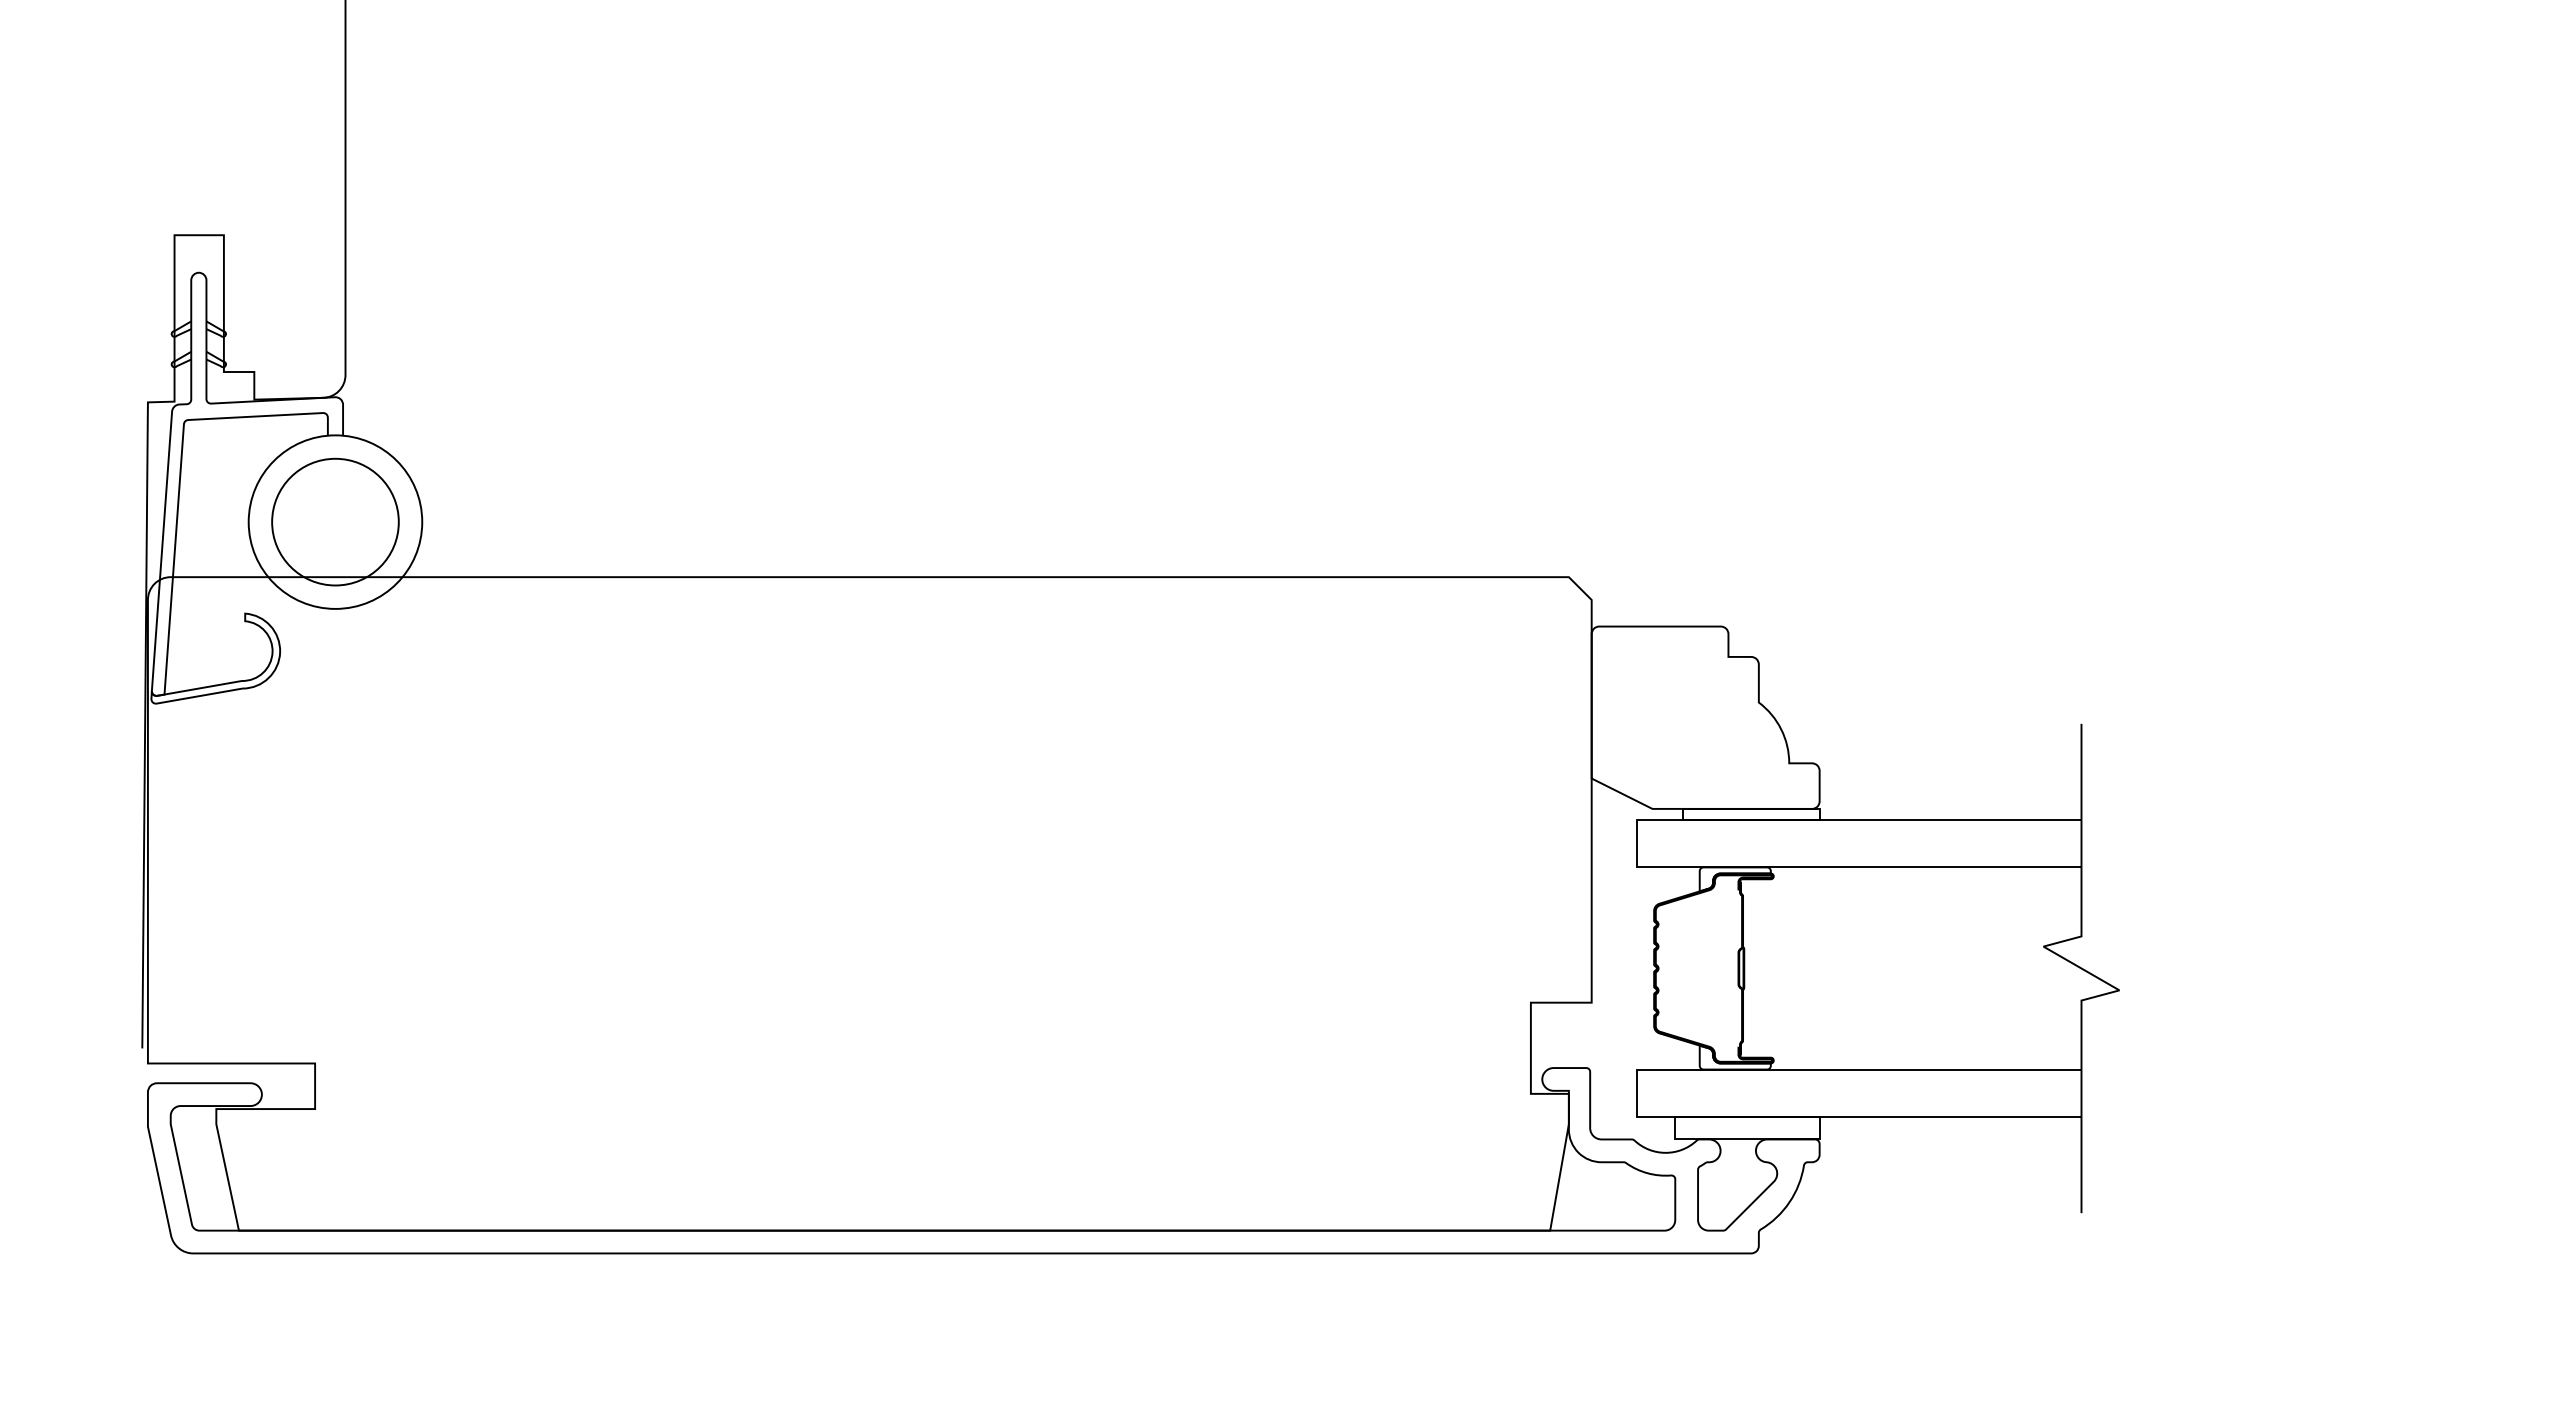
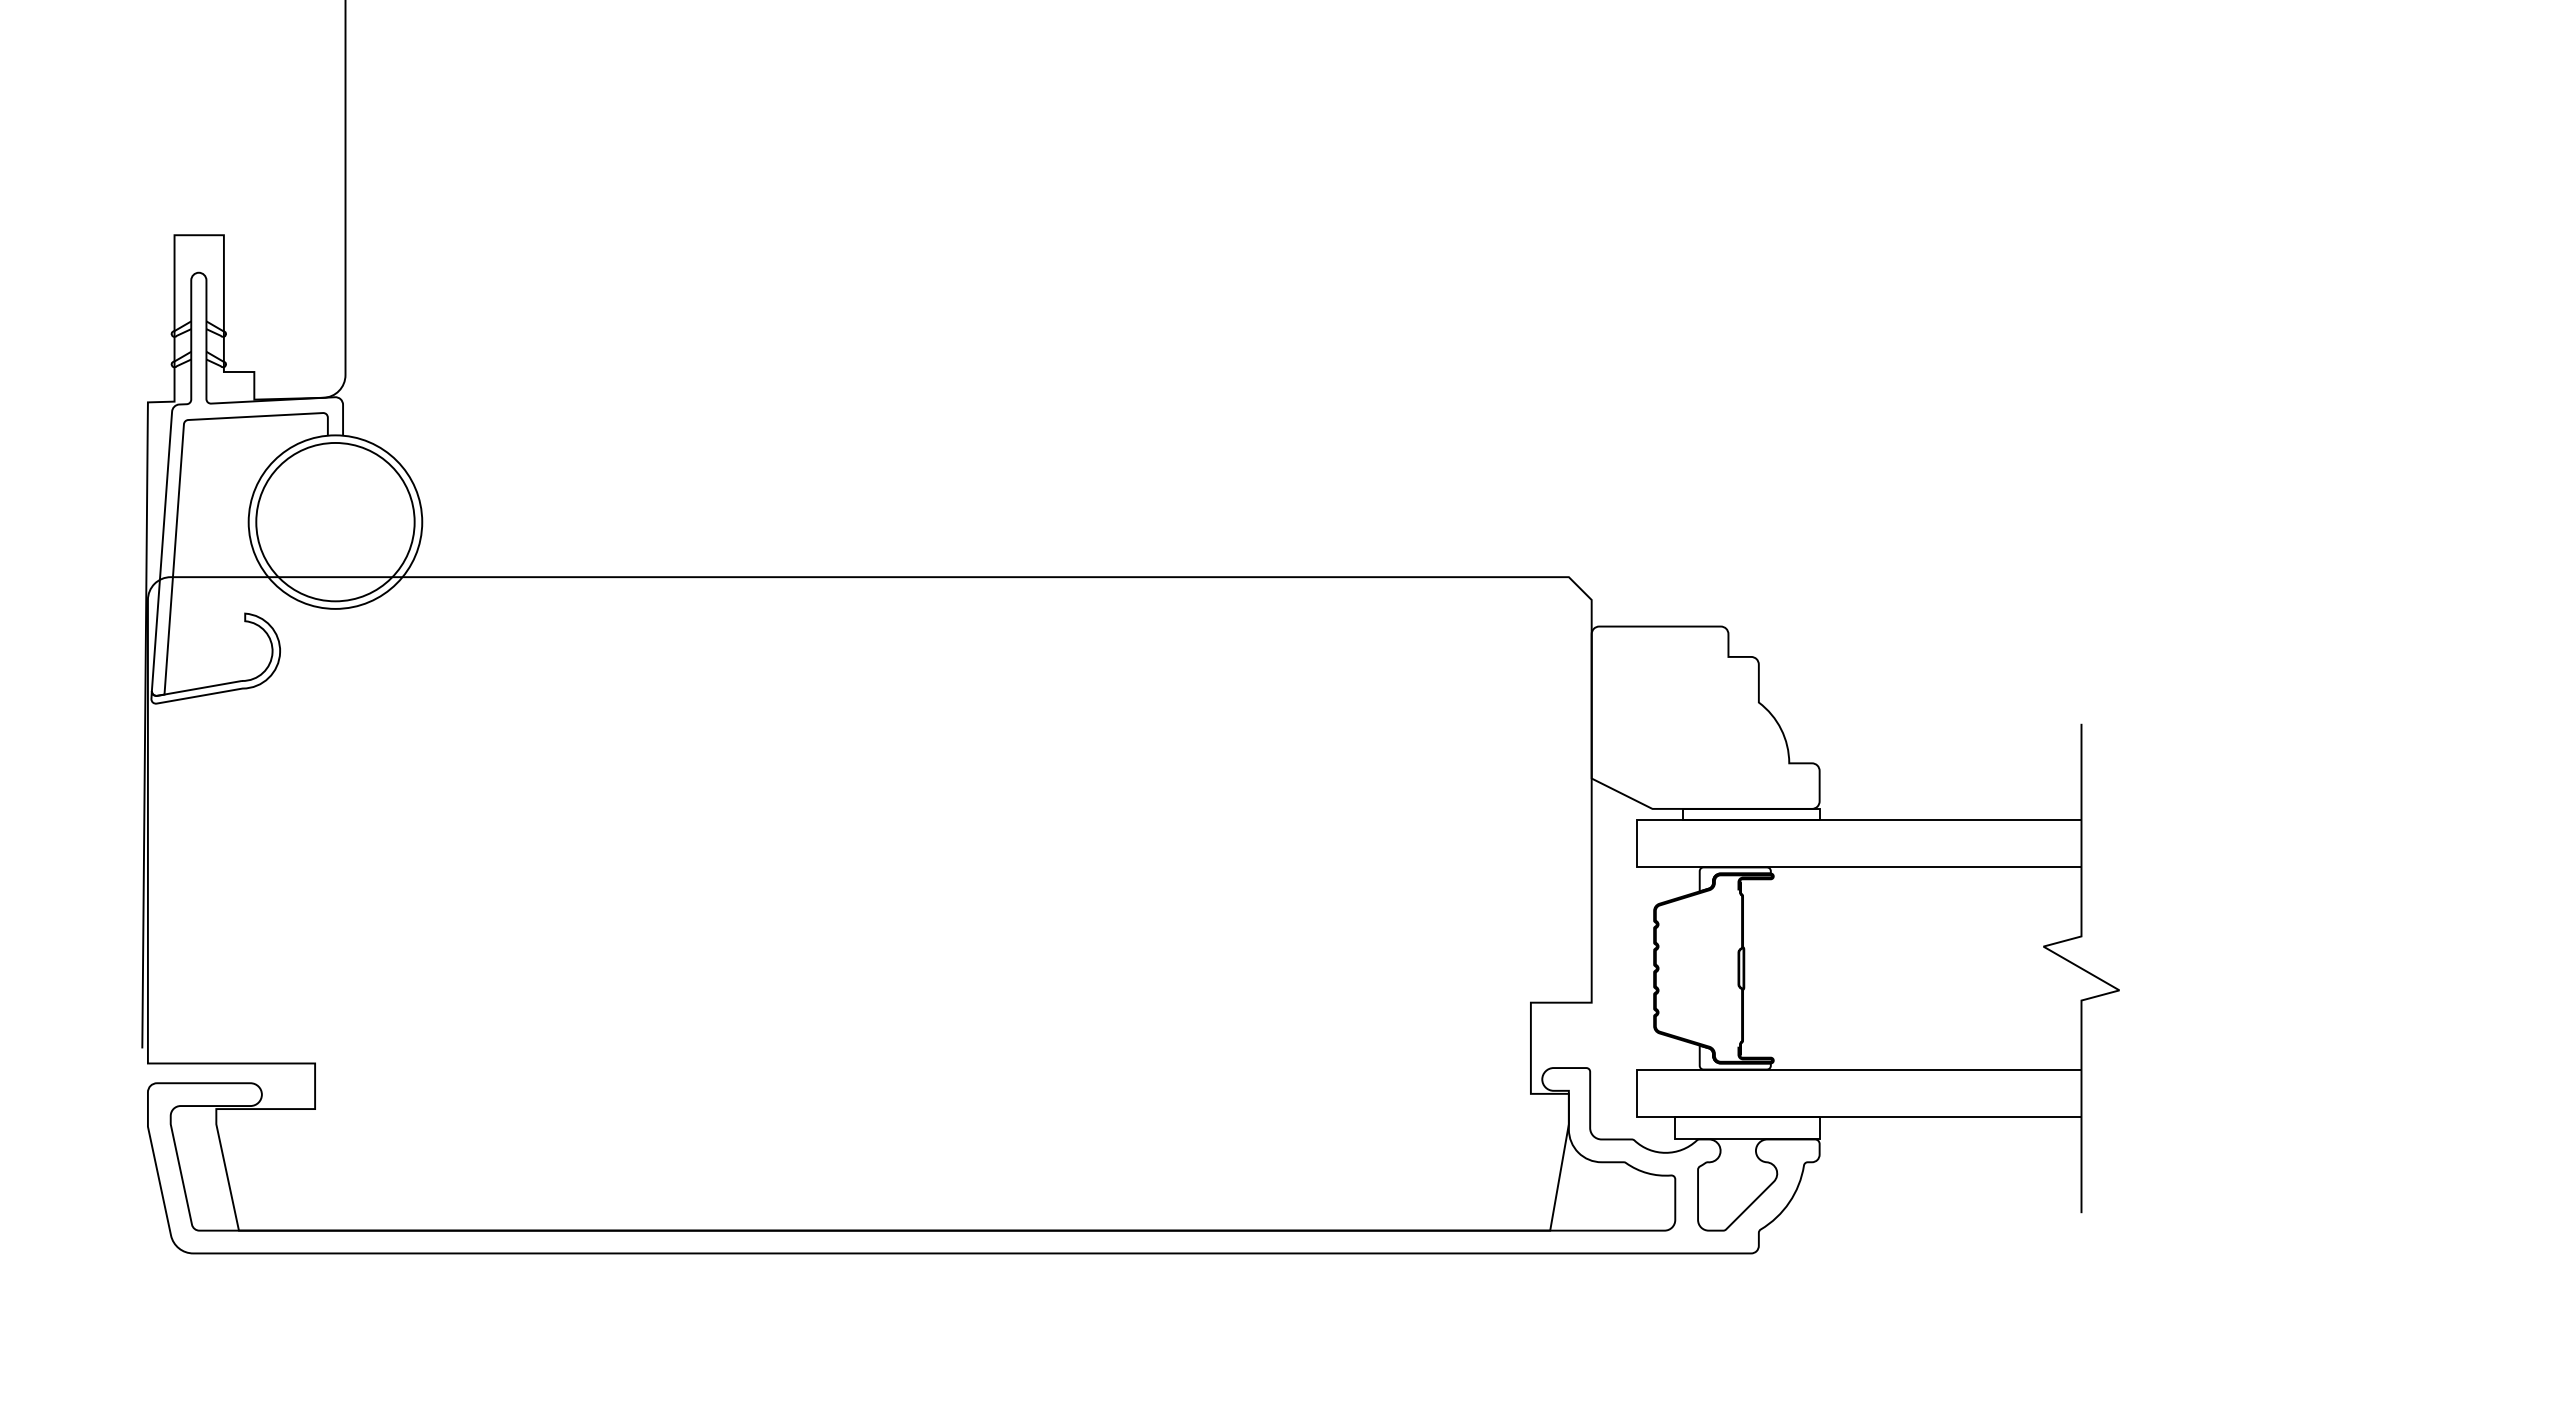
circle diameter: 127 px -> 158 px (335, 521)
